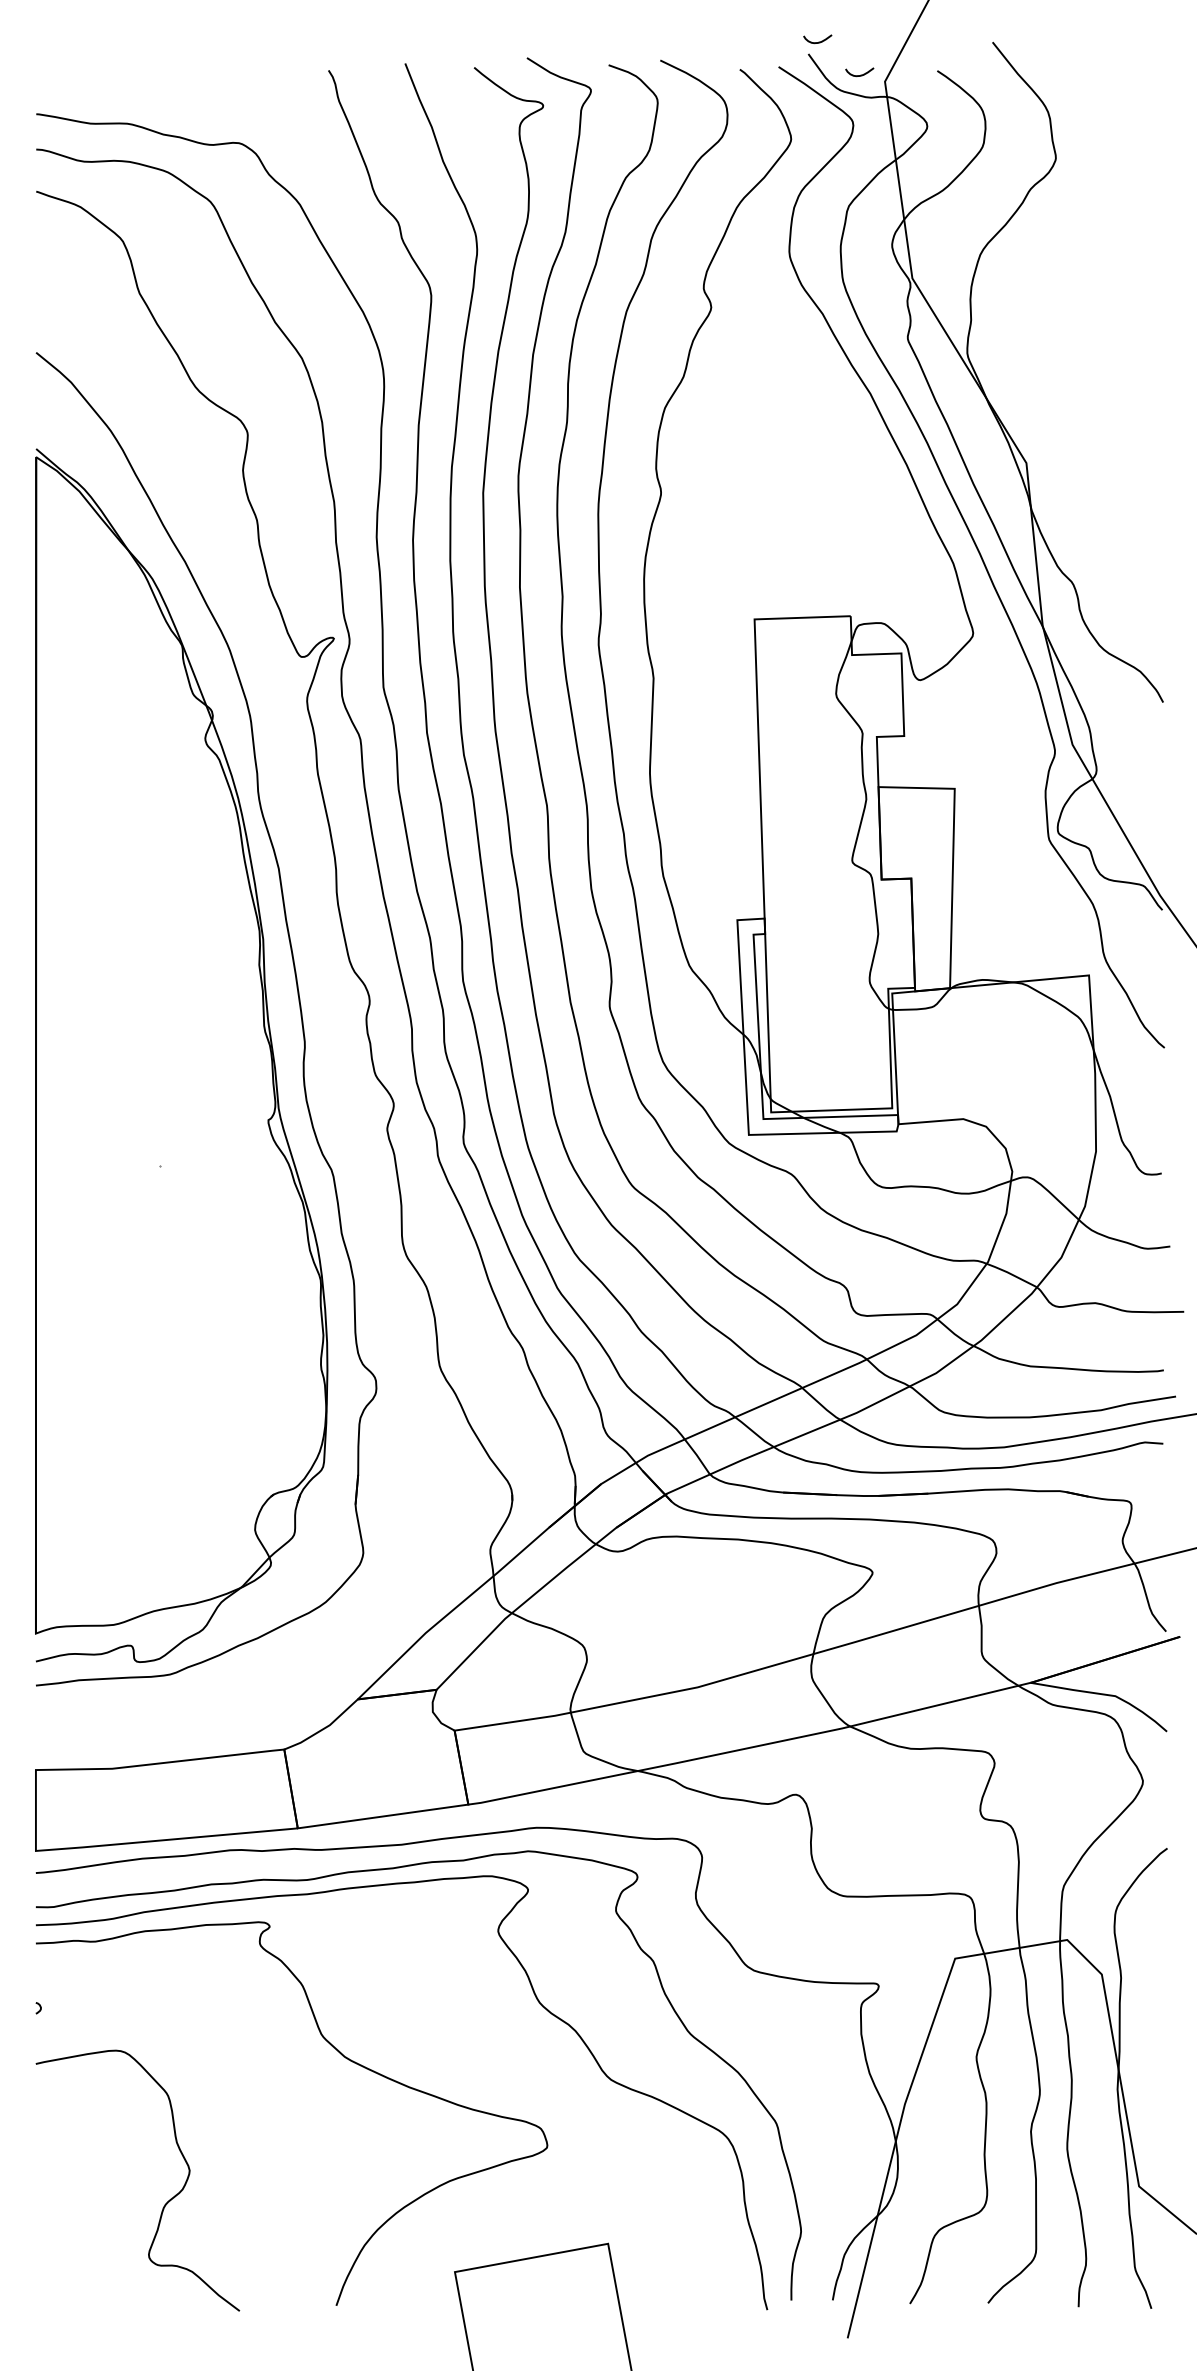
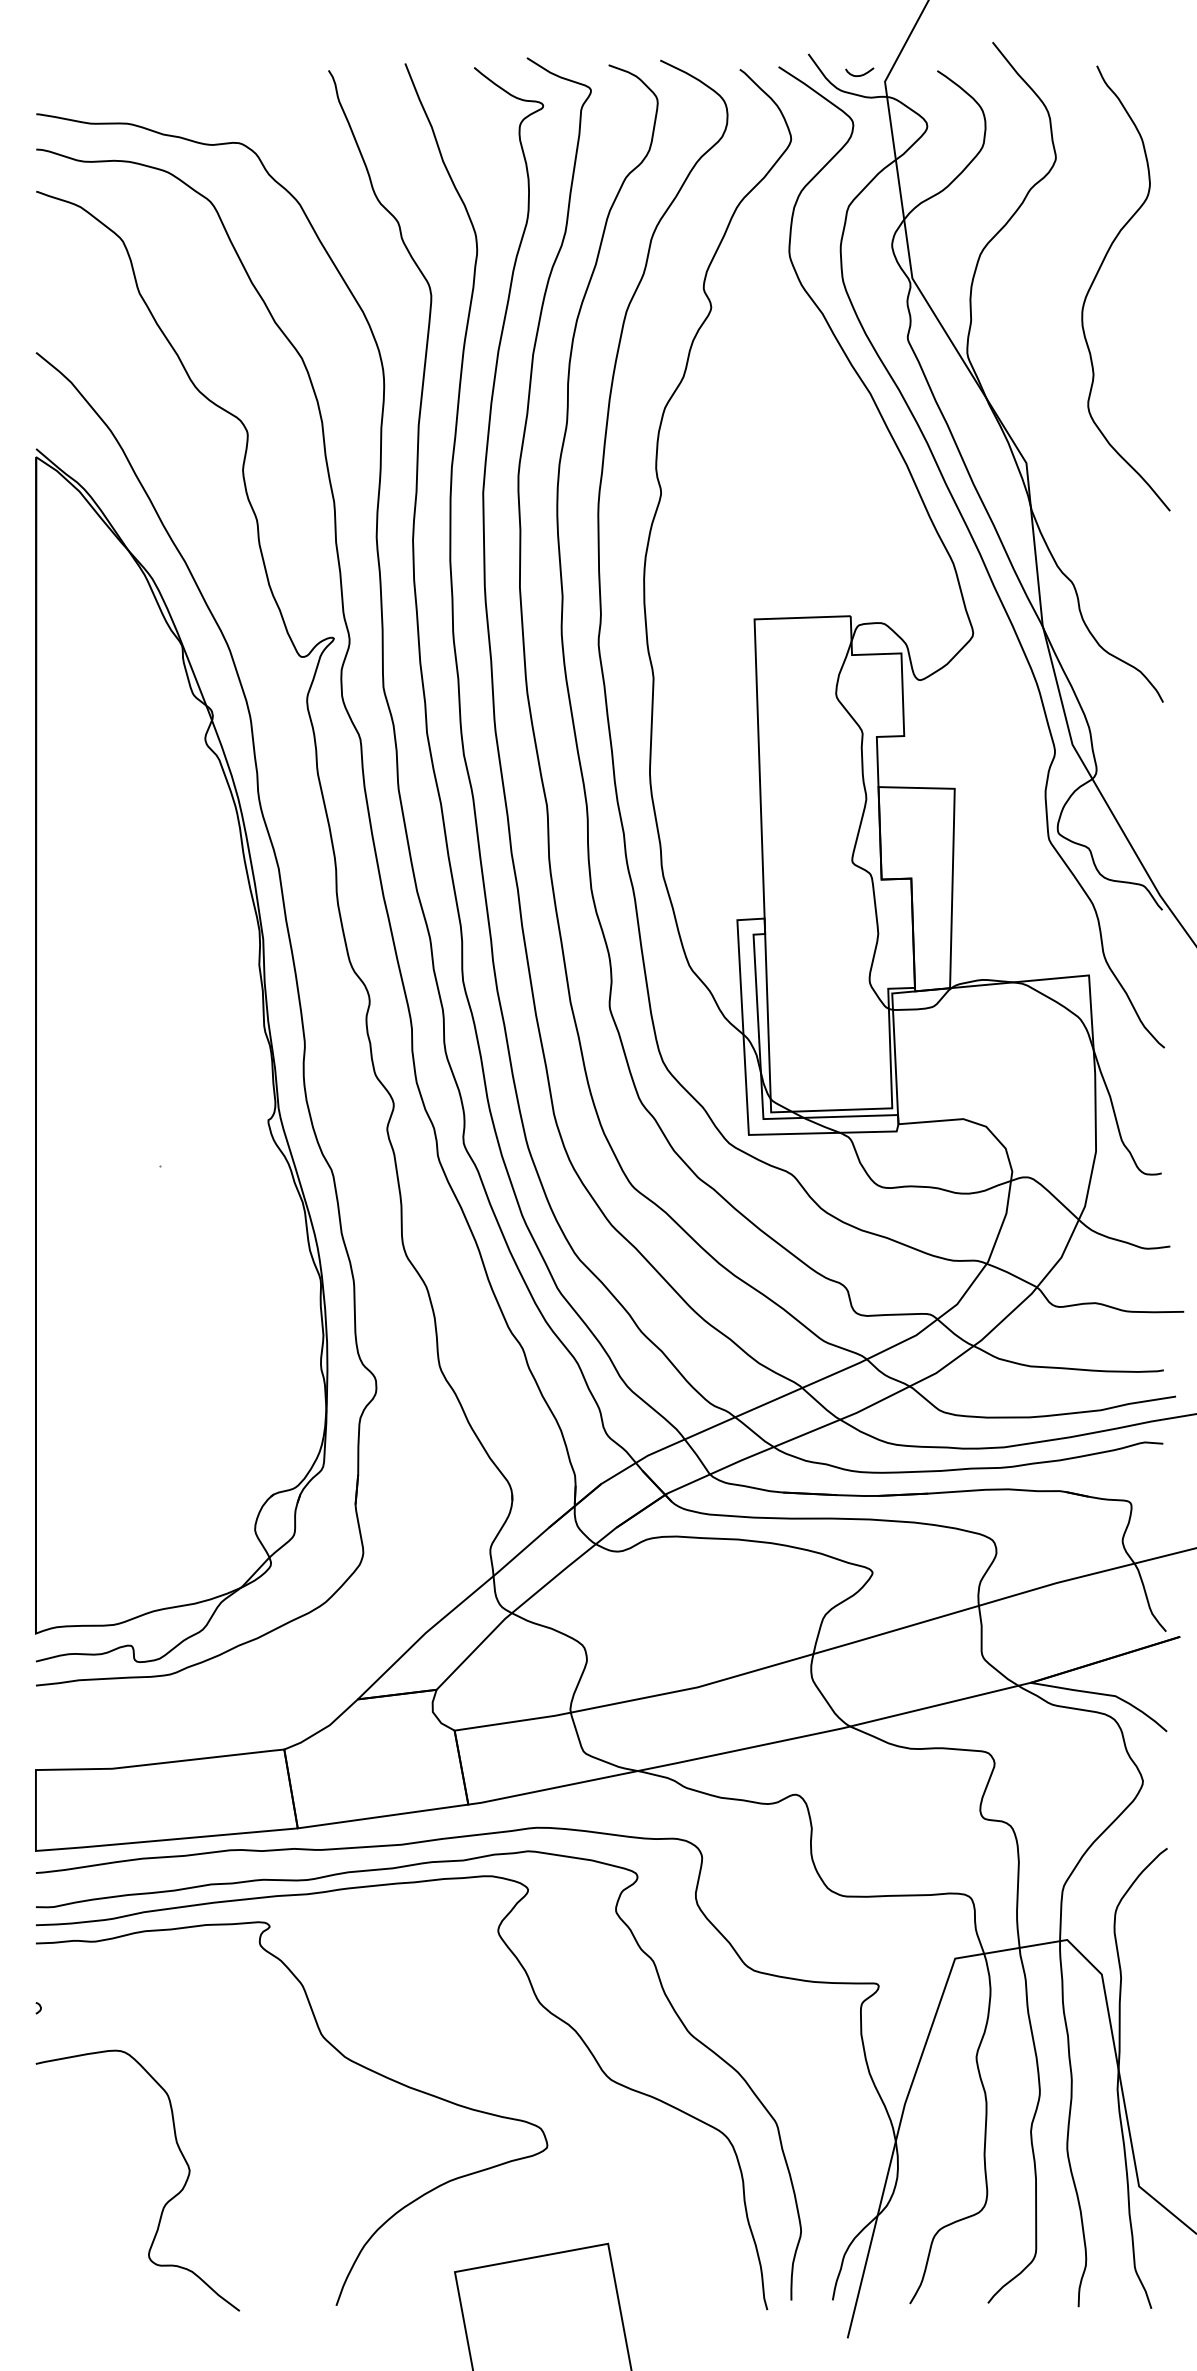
curve: present -> none (818, 41)
curve: none -> present (1097, 275)
